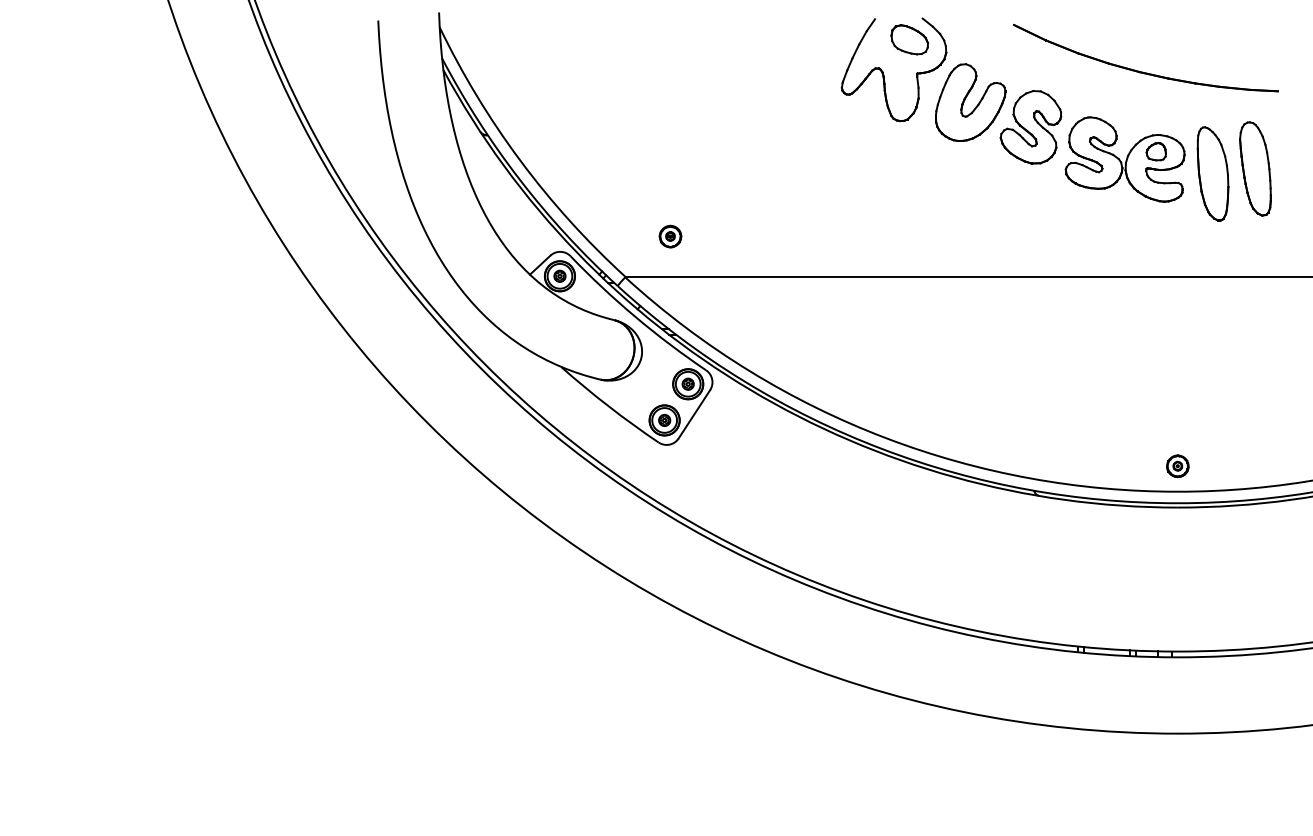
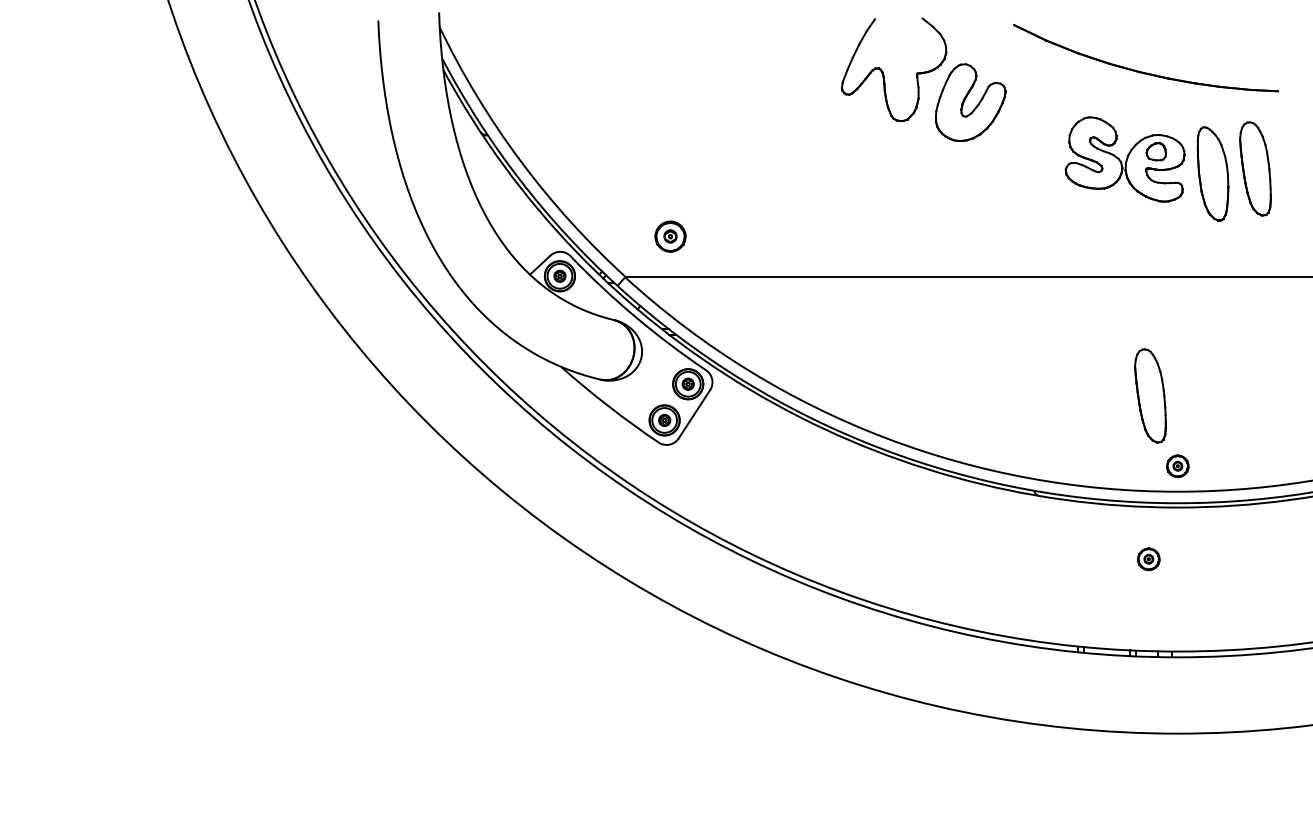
part: present -> none (909, 39)
part: present -> none (1030, 127)
part size: 25x25 px -> 33x33 px (670, 236)
part: none -> present (1150, 395)
part: none -> present (1148, 559)
